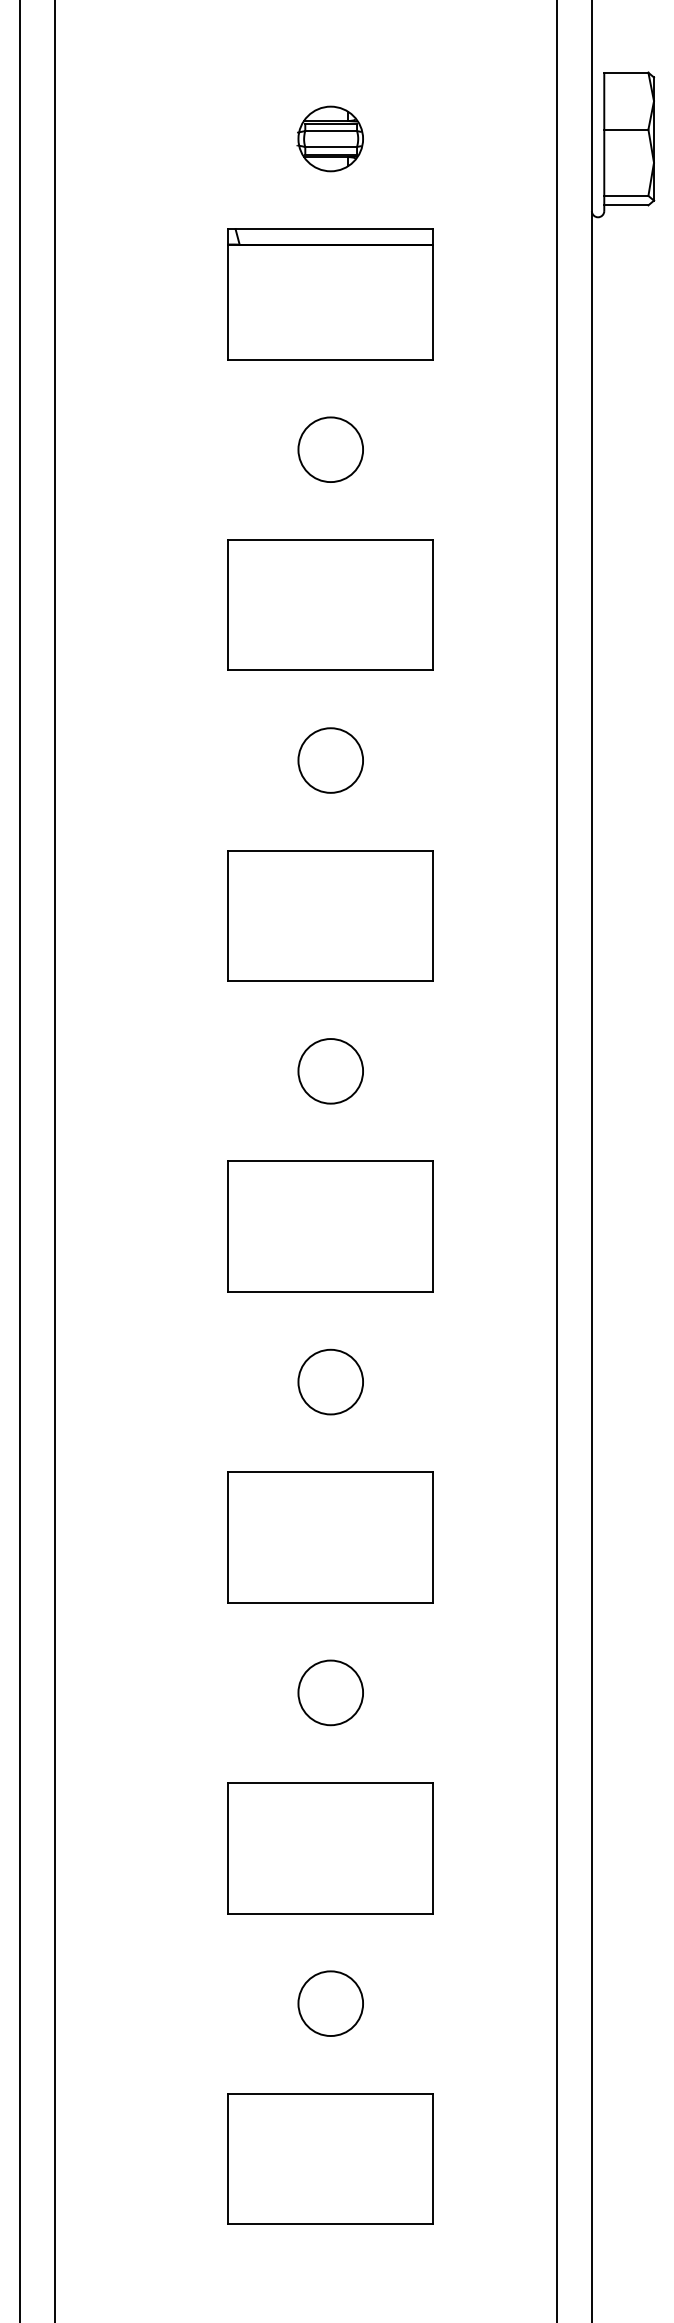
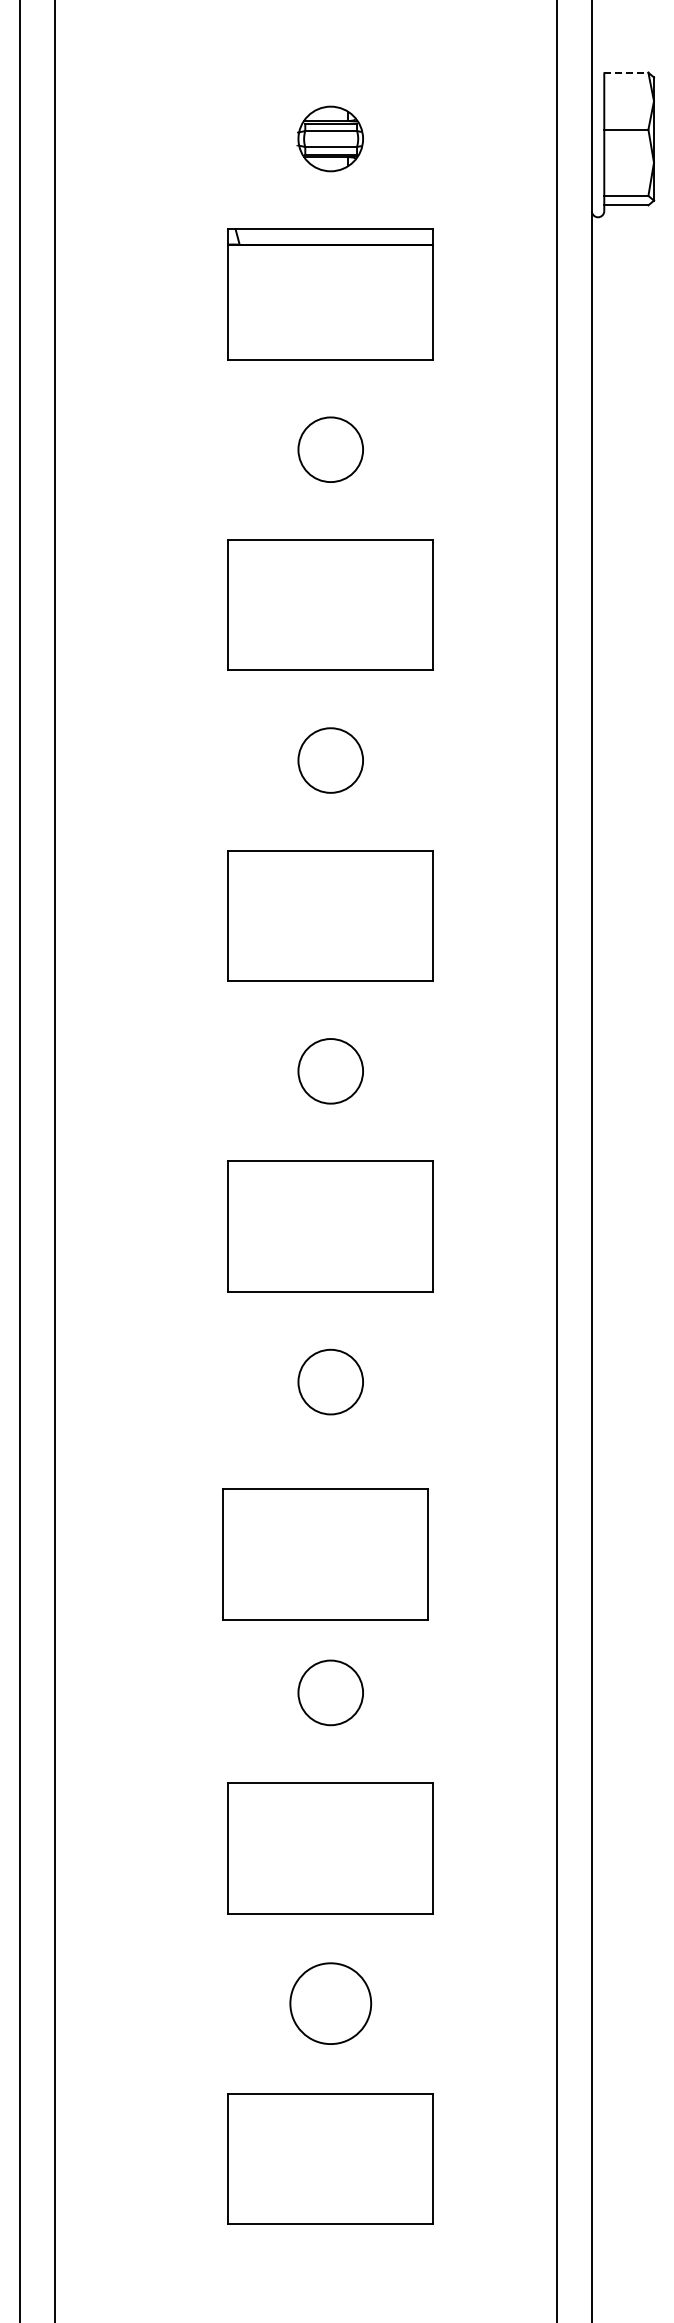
line: solid -> dashed (626, 72)
part position: (330, 1537) -> (325, 1554) (325, 1554)
circle diameter: 65 px -> 81 px (330, 2003)
